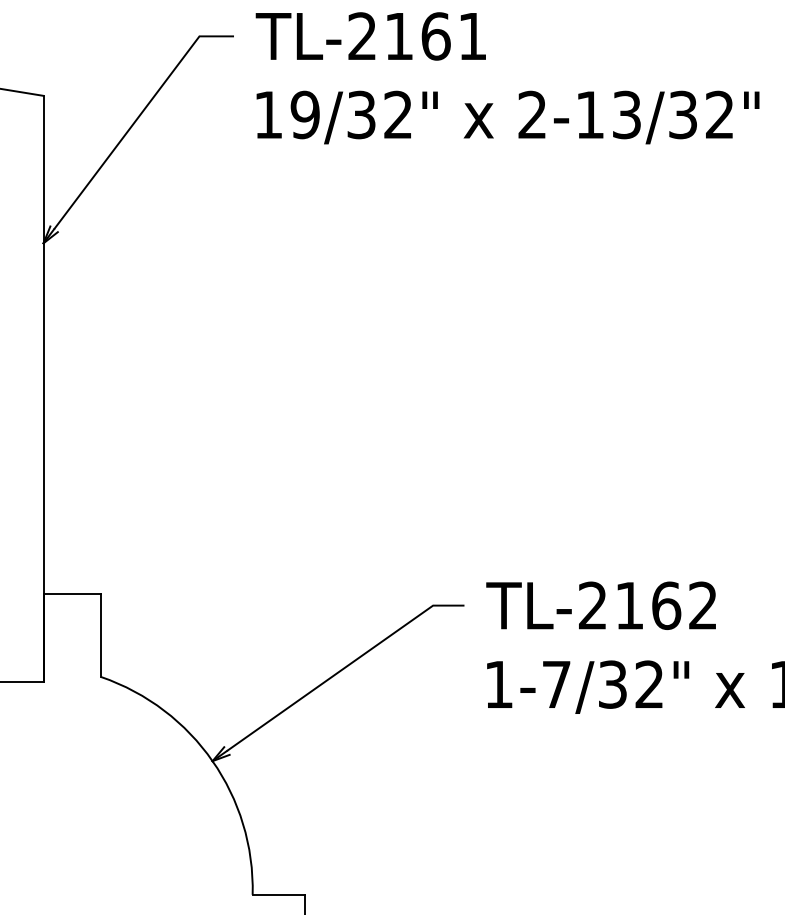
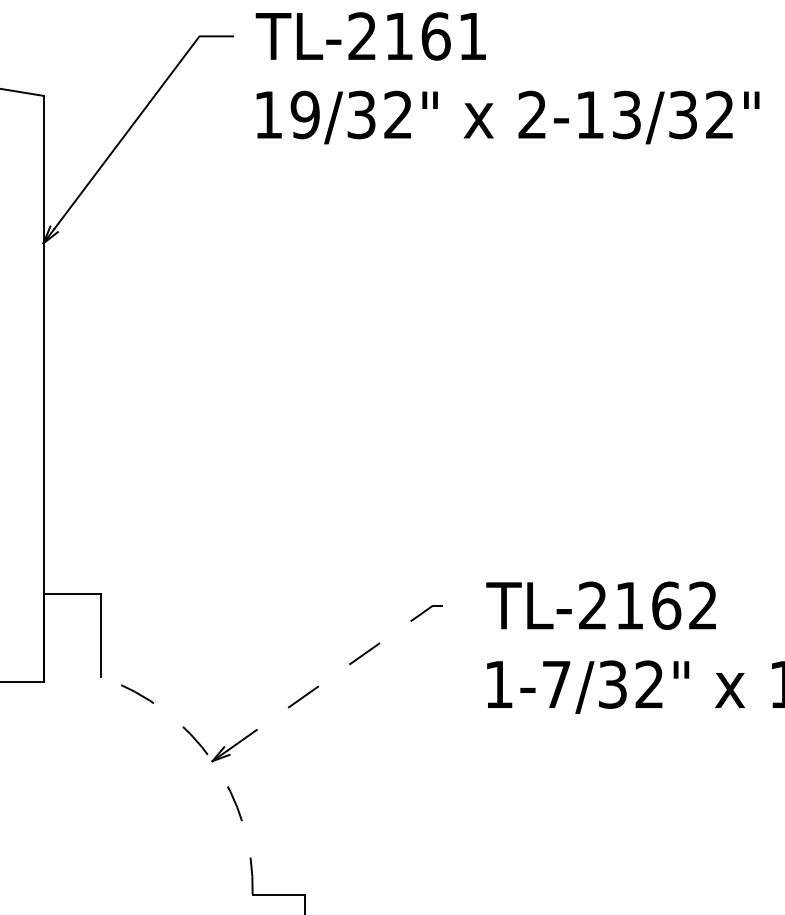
line: solid -> dashed (343, 668)
arc: solid -> dashed (212, 761)
